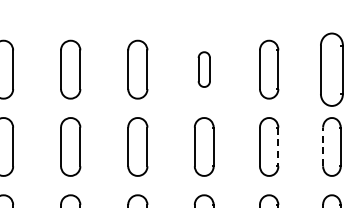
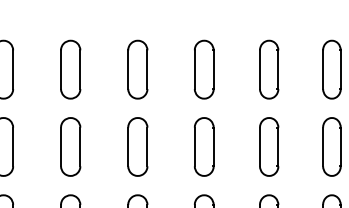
part size: 14x37 px -> 21x61 px (204, 69)
part size: 24x75 px -> 20x61 px (331, 69)
line: dashed -> solid (323, 146)
line: dashed -> solid (278, 147)
